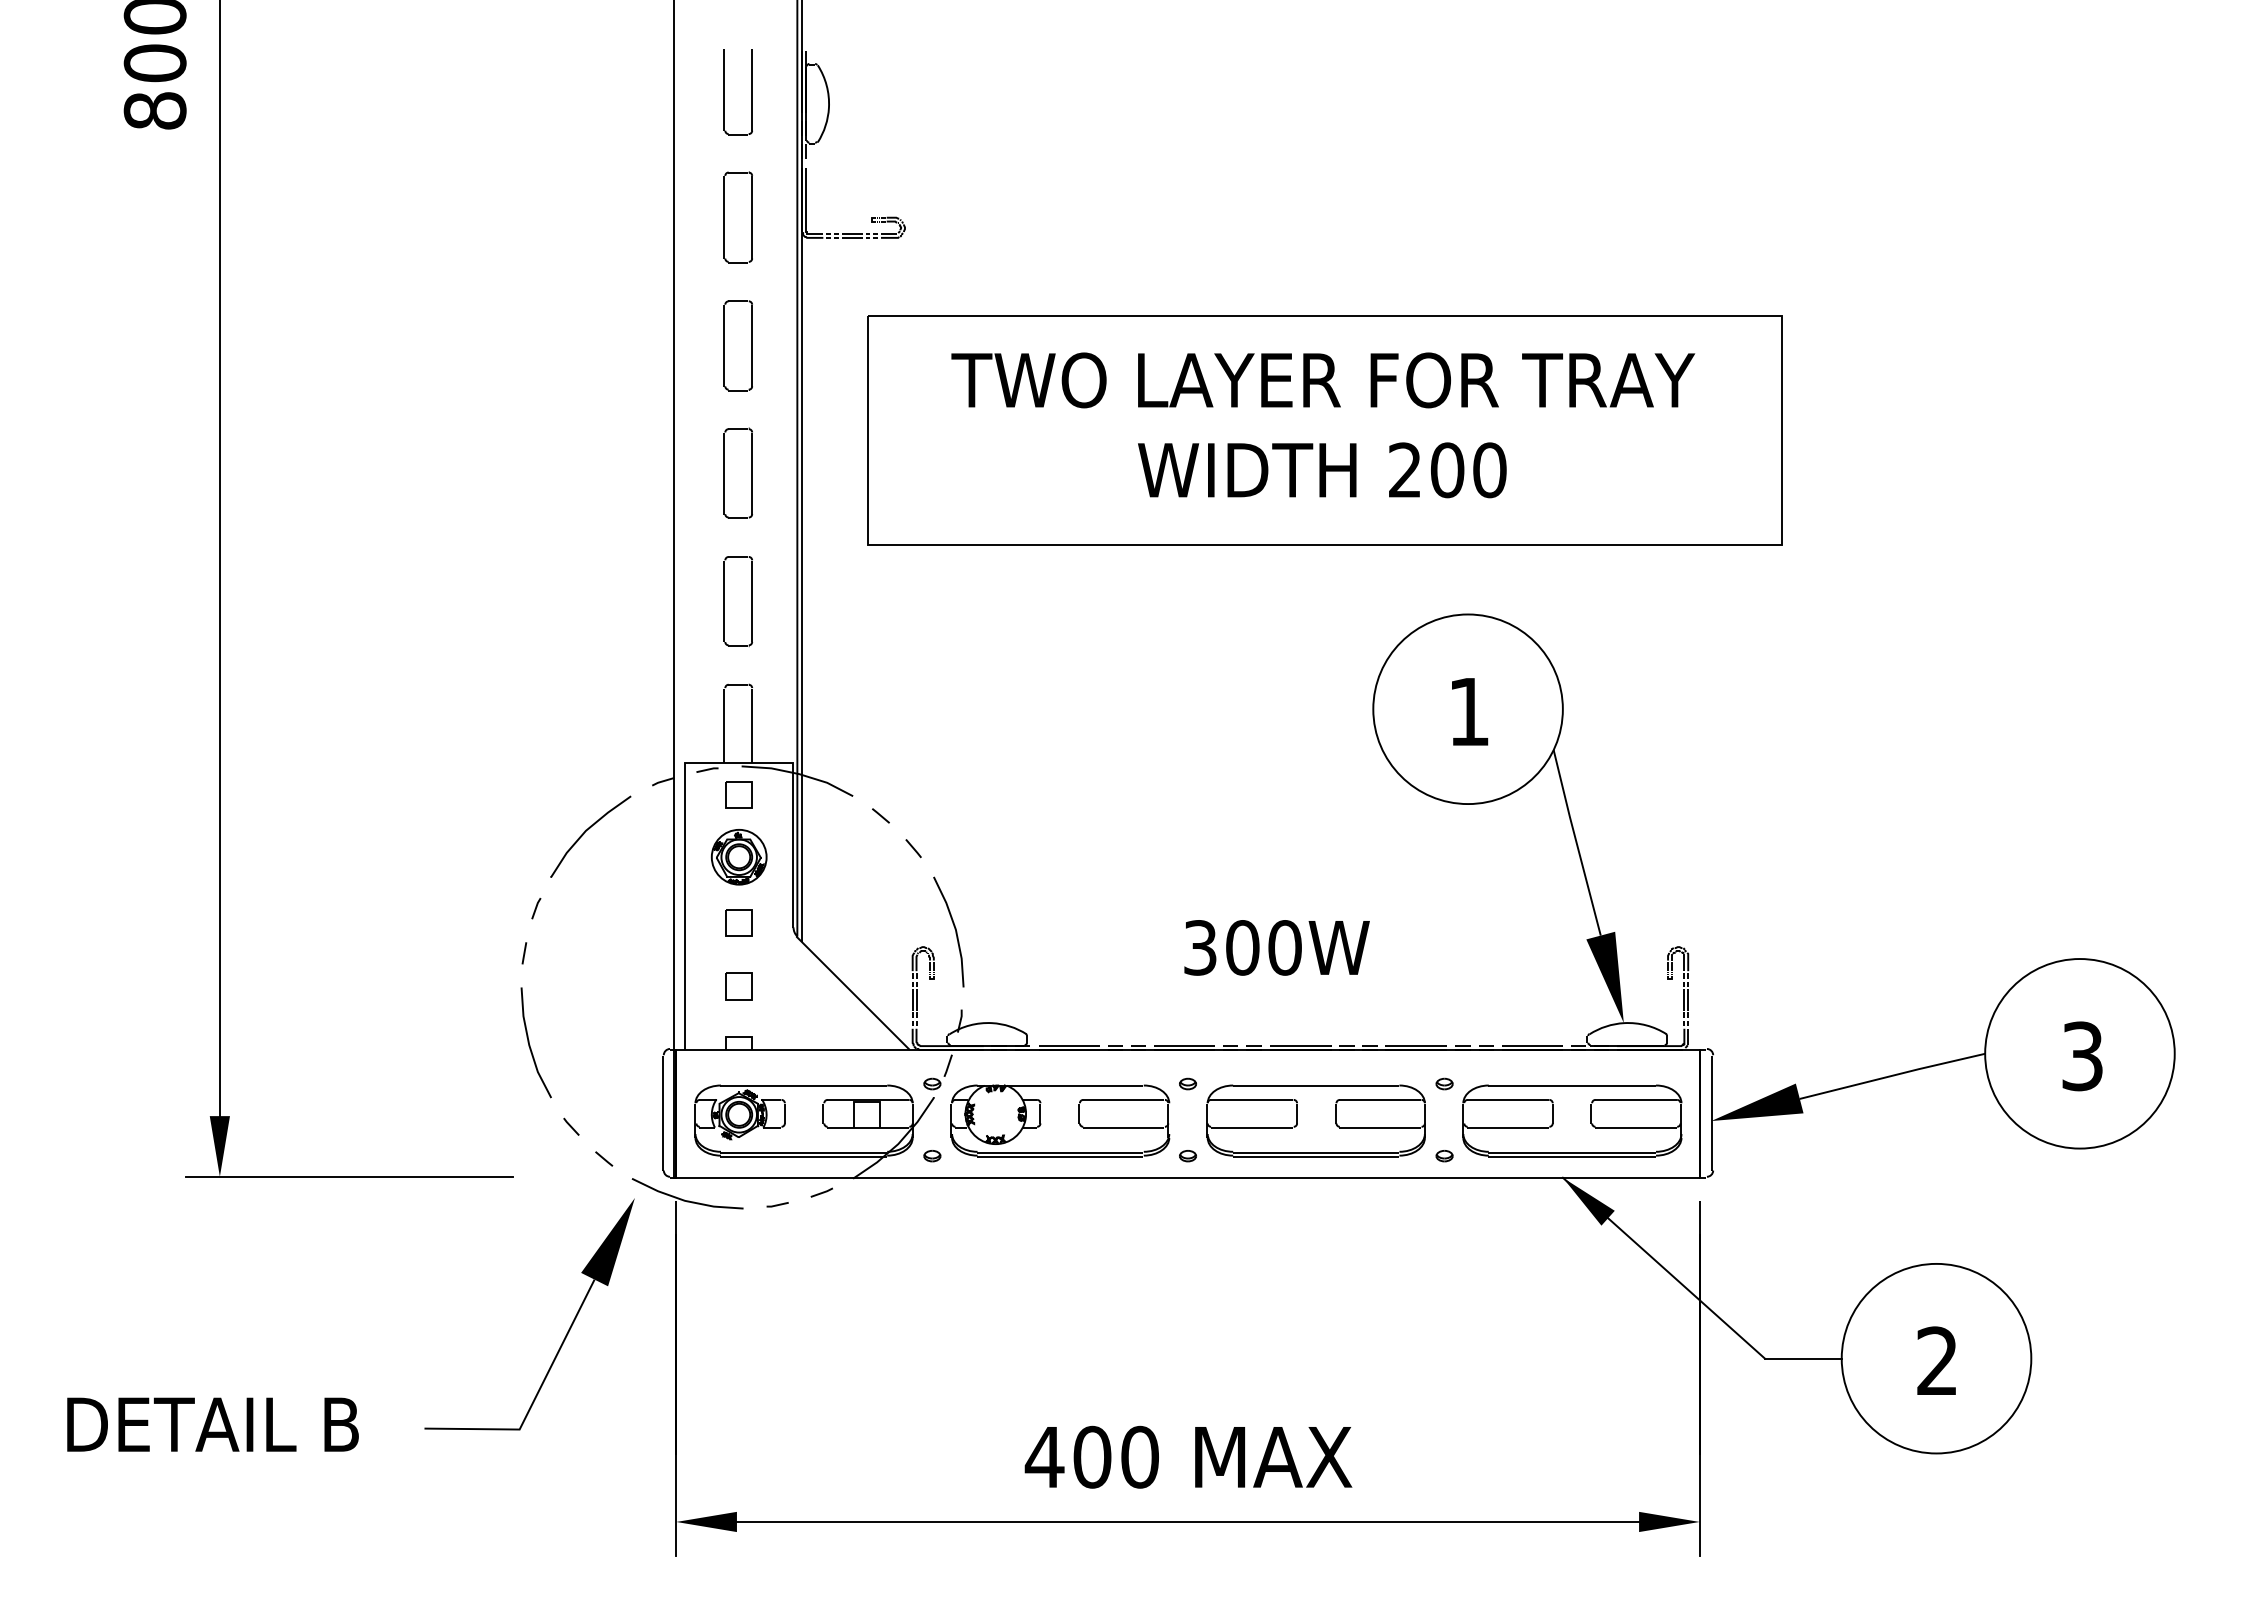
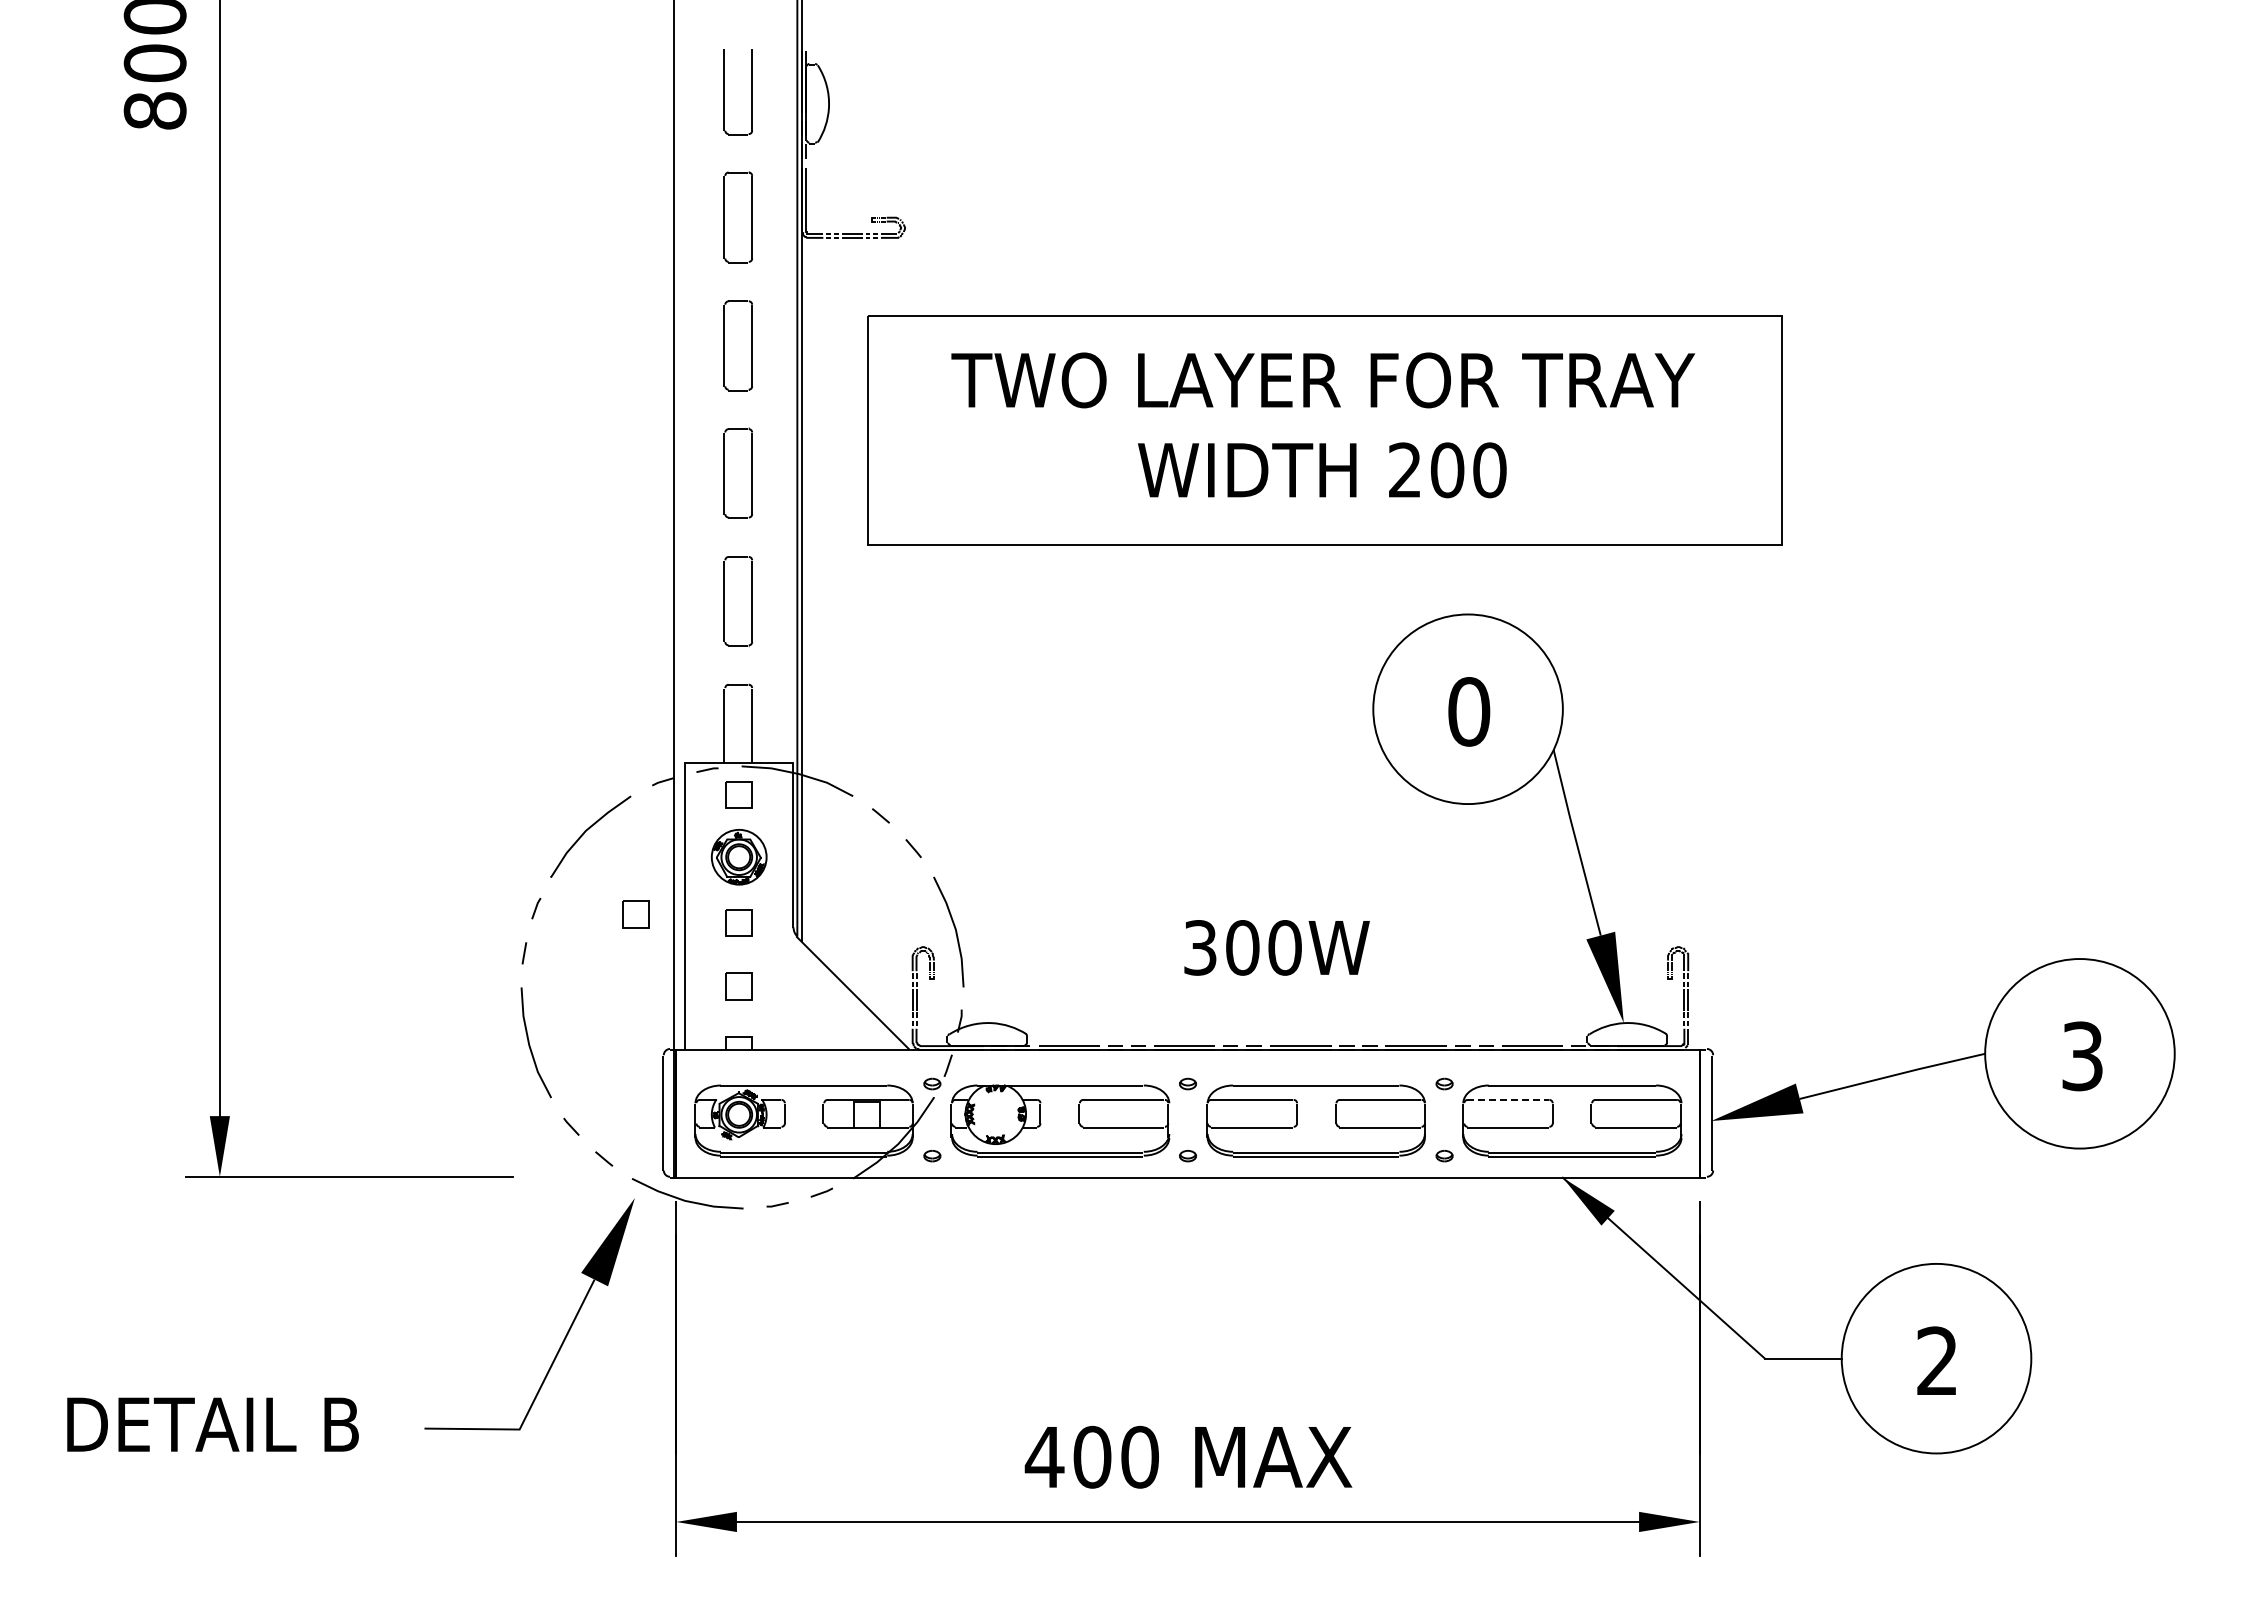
text: 1 -> 0 (1469, 711)
part: none -> present (635, 914)
line: solid -> dashed (1508, 1099)
